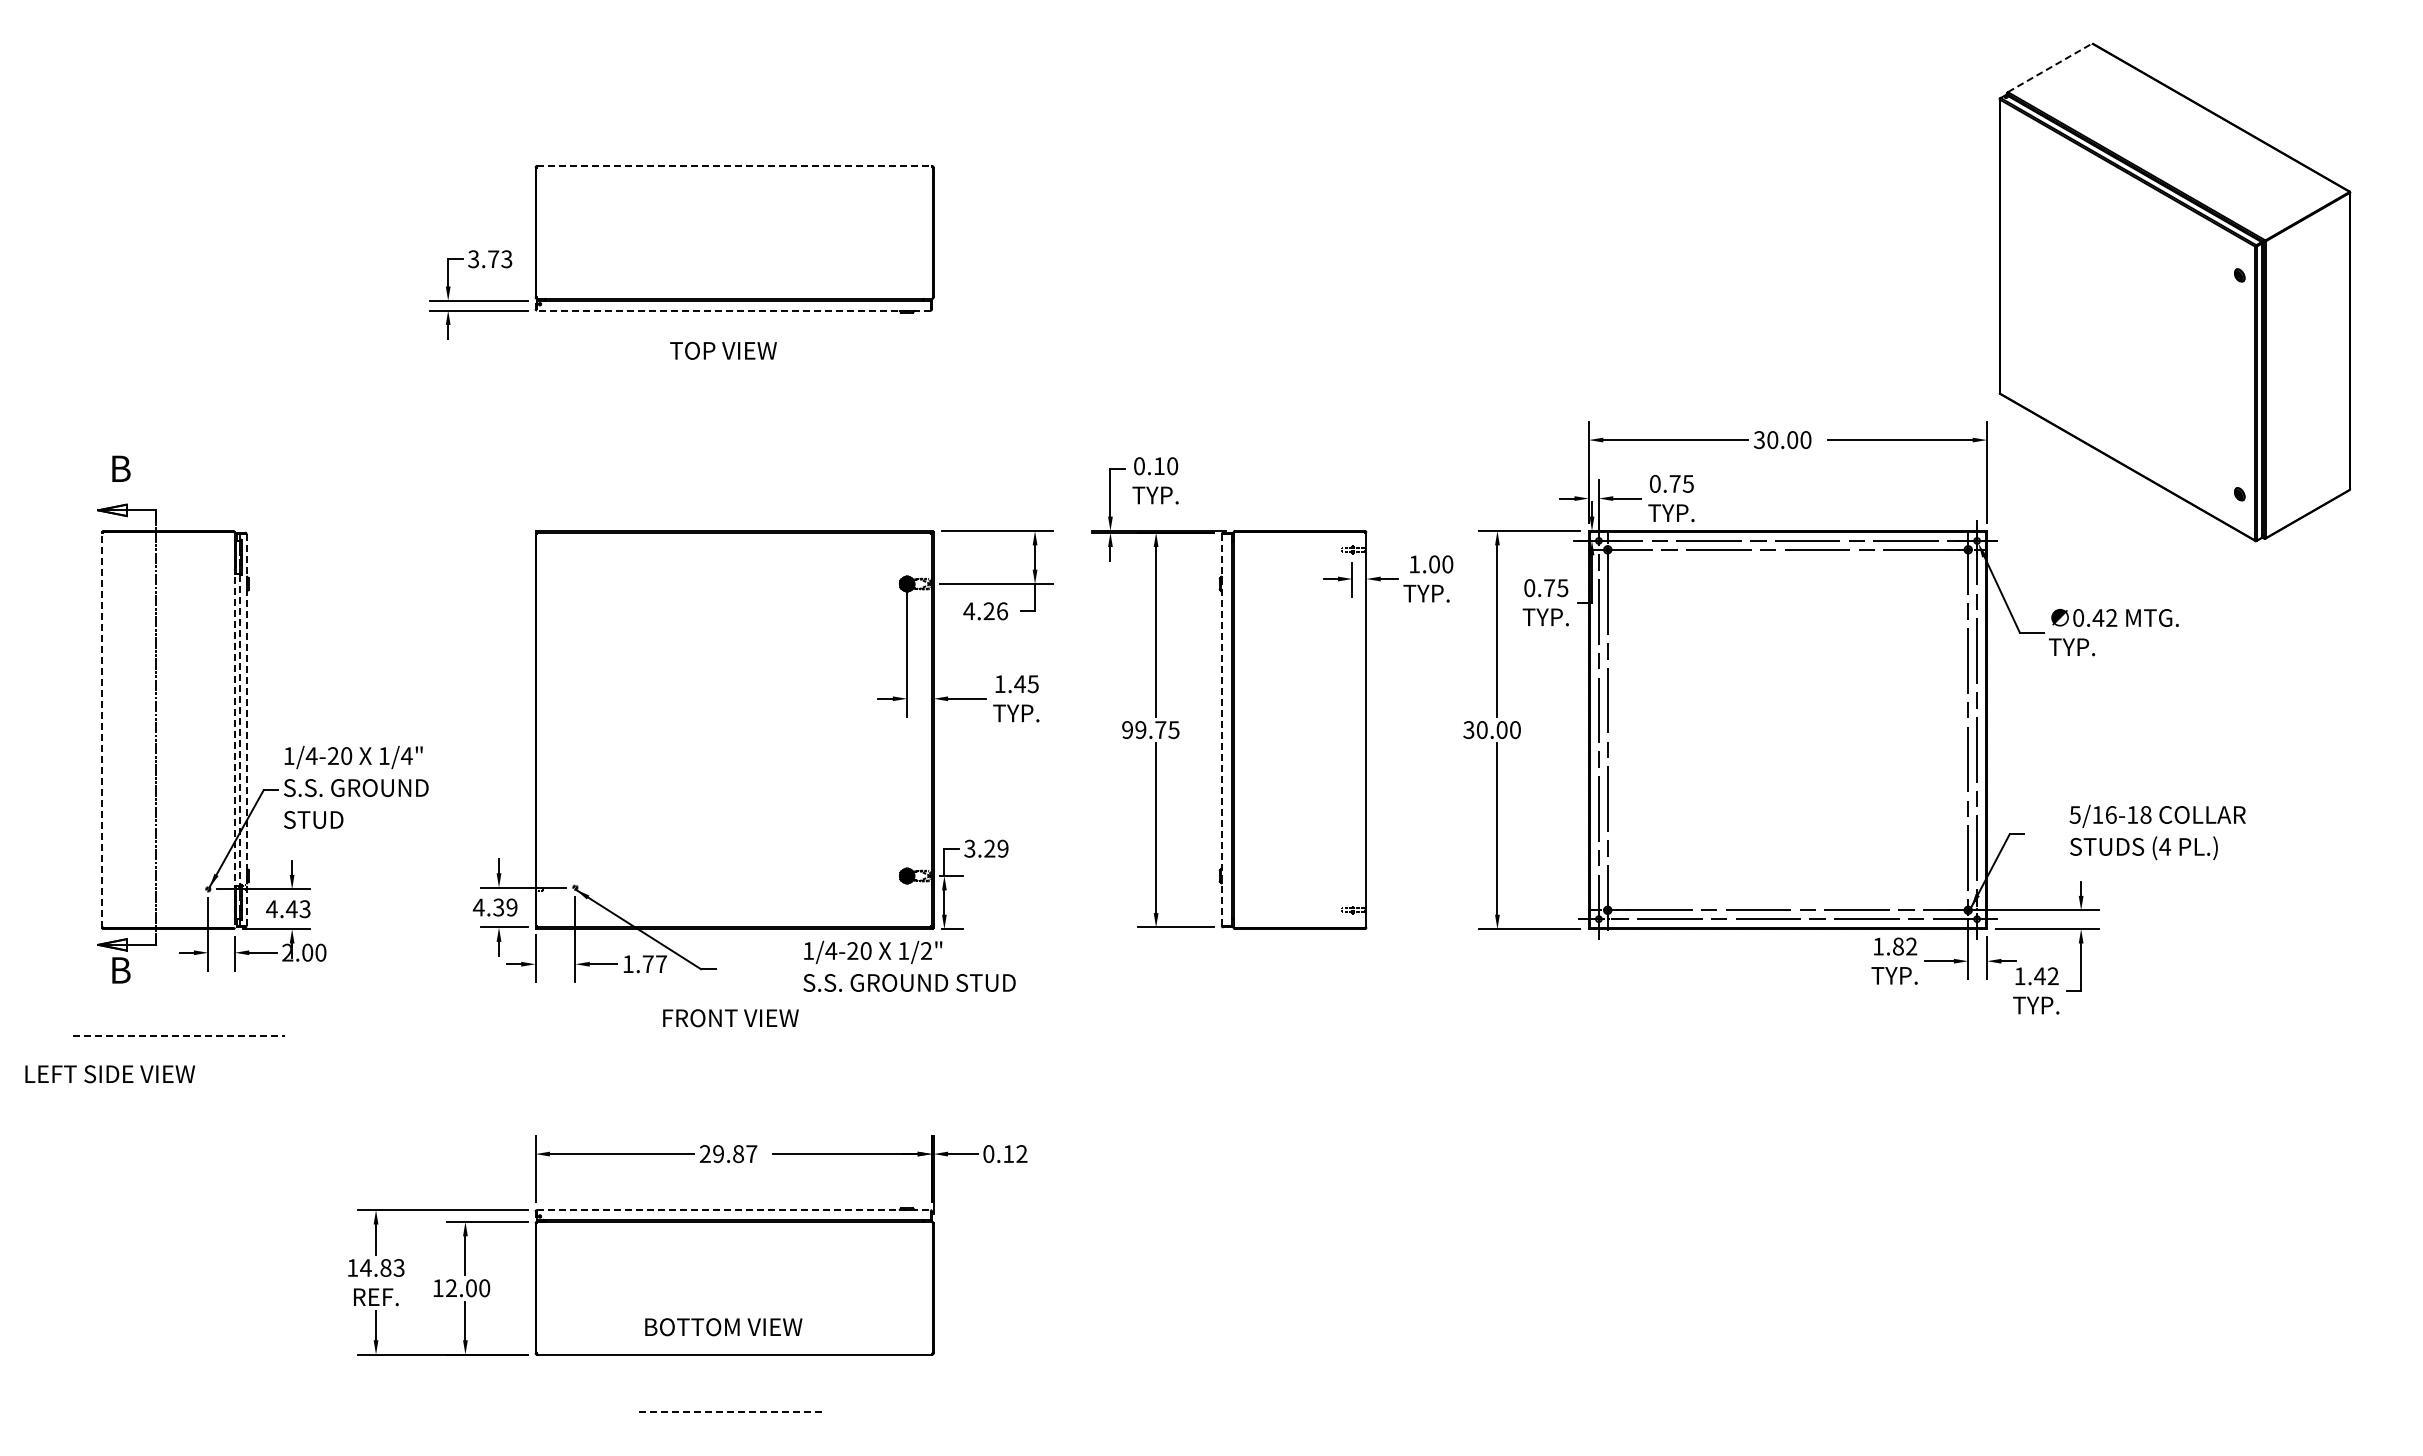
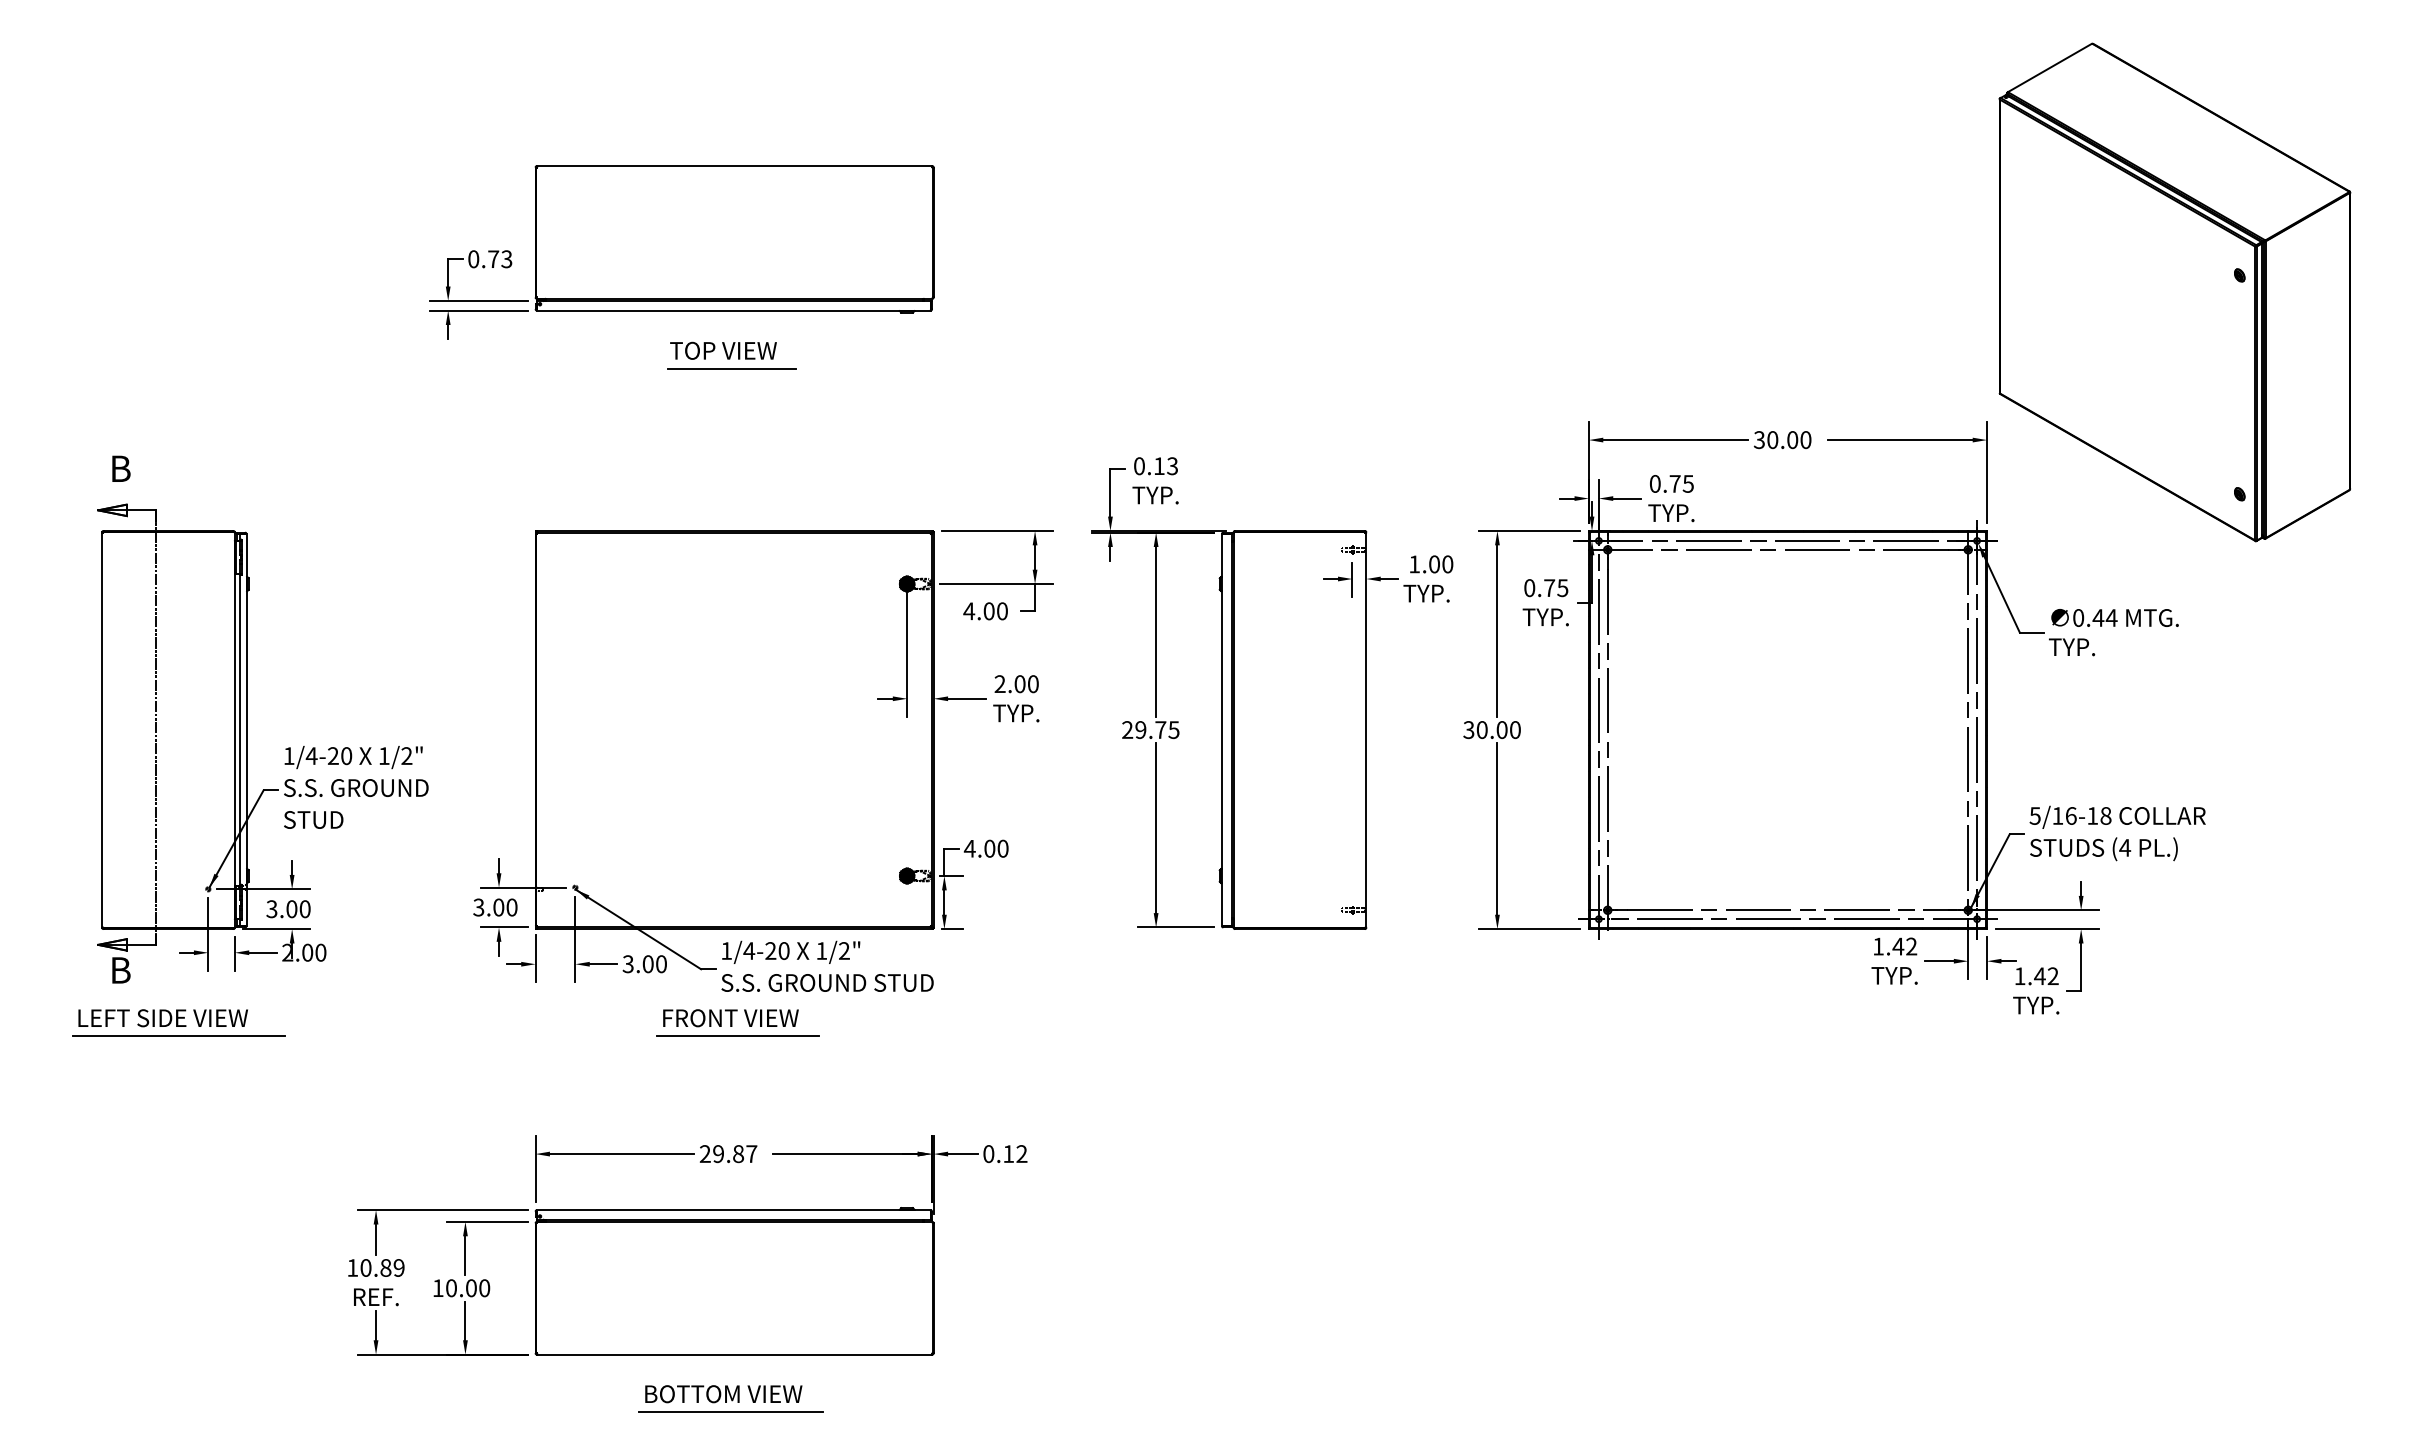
line: dashed -> solid (2050, 67)
line: dashed -> solid (734, 166)
text: 3.73 -> 0.73 (473, 259)
line: dashed -> solid (733, 310)
line: none -> present (731, 368)
text: 0.10 -> 0.13 (1172, 466)
text: 4.26 -> 4.00 (995, 611)
text: 0.42 -> 0.44 (2111, 617)
text: 1.45 -> 2.00 (1016, 684)
line: dashed -> solid (1221, 729)
line: dashed -> solid (102, 730)
line: dashed -> solid (234, 730)
line: dashed -> solid (240, 730)
line: dashed -> solid (246, 730)
text: 99.75 -> 29.75 (1127, 730)
text: 1/4" -> 1/2" (406, 755)
text position: (2157, 832) -> (2117, 833) (2117, 833)
text: 3.29 -> 4.00 (985, 848)
text: 4.39 -> 3.00 (494, 907)
text: 4.43 -> 3.00 (288, 909)
text: 1.82 -> 1.42 (1898, 946)
text: 1.77 -> 3.00 (644, 964)
text position: (909, 965) -> (827, 965) (827, 965)
line: none -> present (737, 1035)
line: dashed -> solid (179, 1036)
text position: (109, 1074) -> (162, 1018) (162, 1018)
line: dashed -> solid (733, 1210)
text: 14.83 -> 10.89 (382, 1267)
text: 12.00 -> 10.00 (451, 1288)
text position: (723, 1327) -> (723, 1394) (723, 1394)
line: dashed -> solid (731, 1412)
